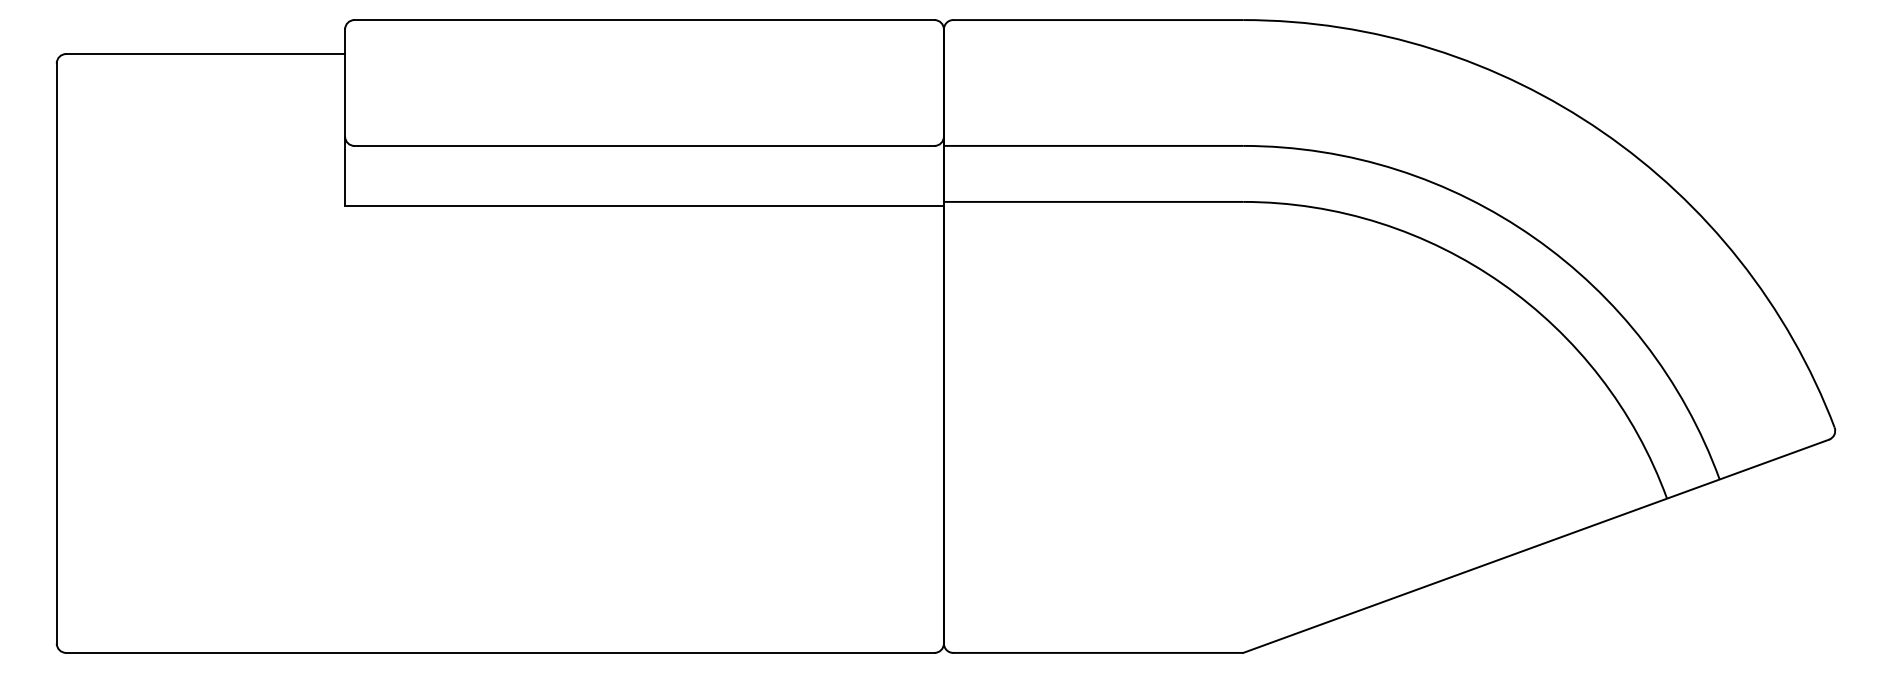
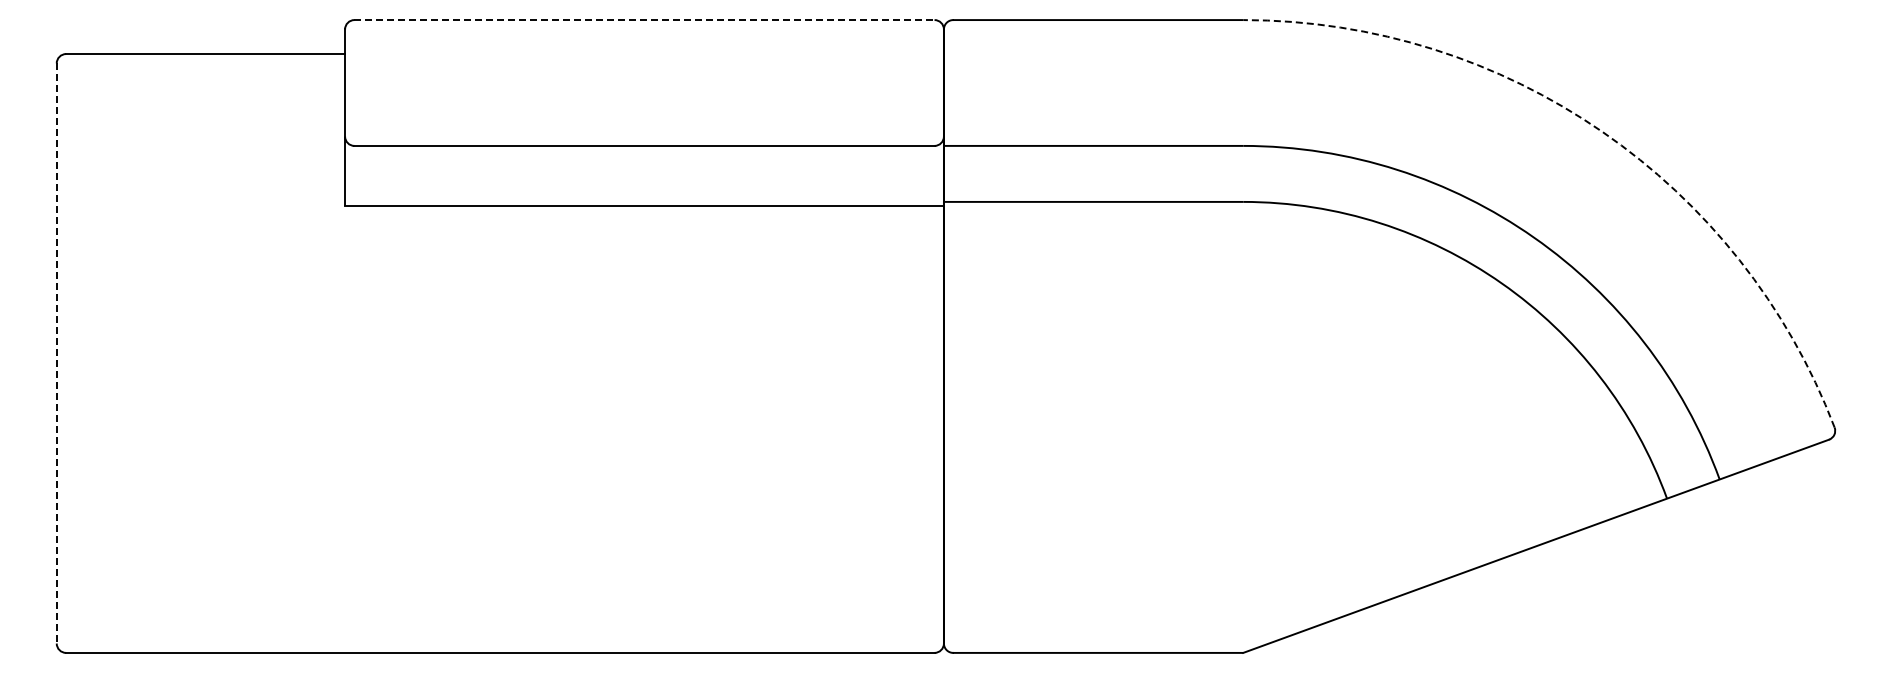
line: solid -> dashed (645, 20)
arc: solid -> dashed (1602, 131)
line: solid -> dashed (56, 353)
